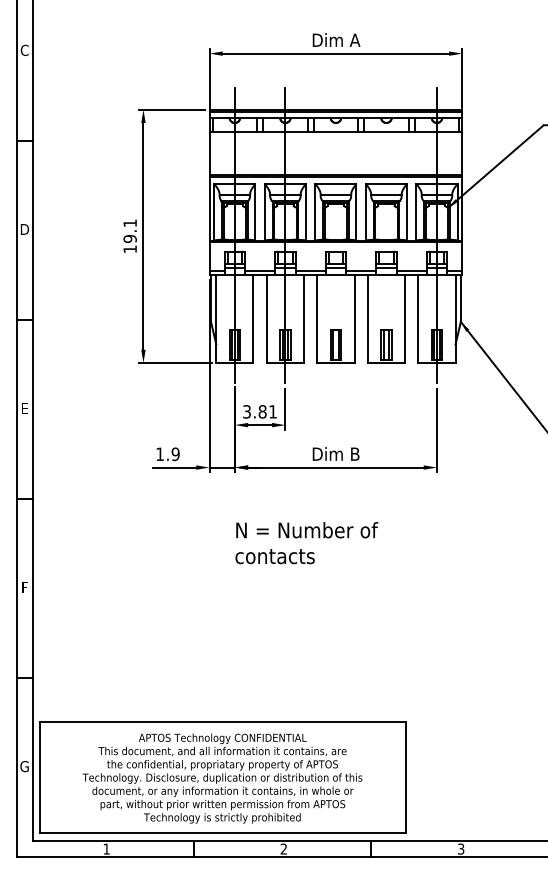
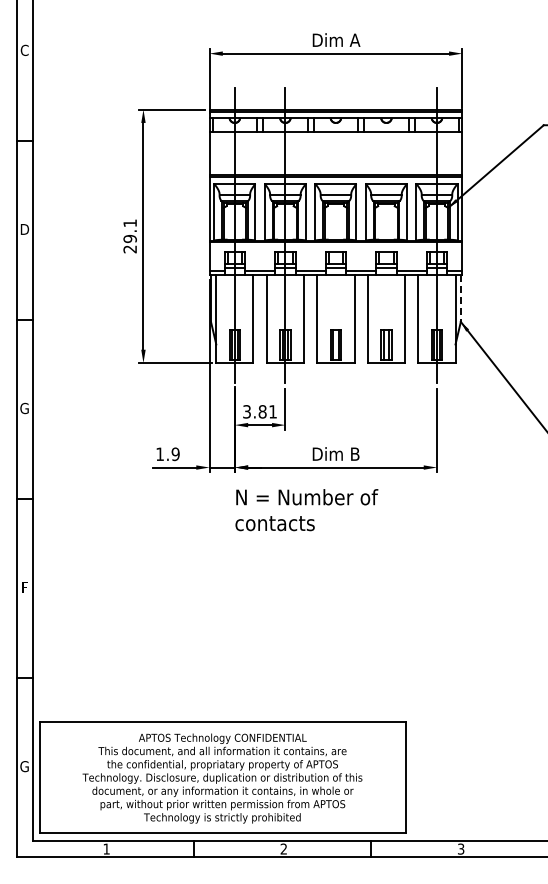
text: 19.1 -> 29.1 (129, 249)
line: solid -> dashed (460, 299)
text: E -> G (24, 408)
text position: (306, 543) -> (306, 510) (306, 510)
